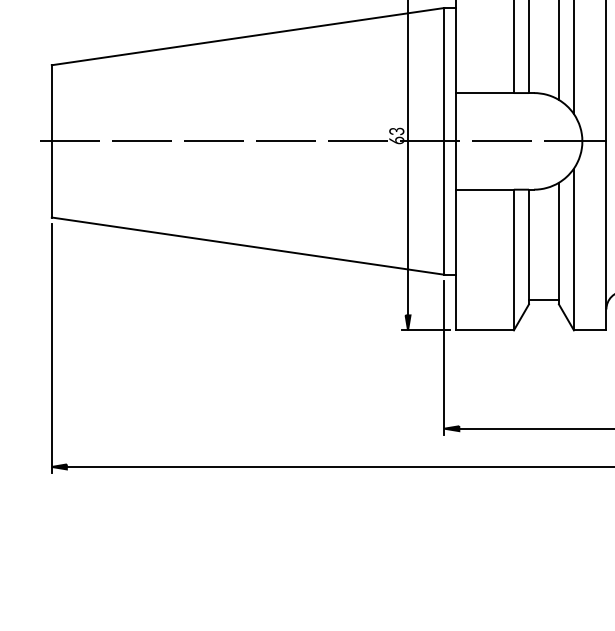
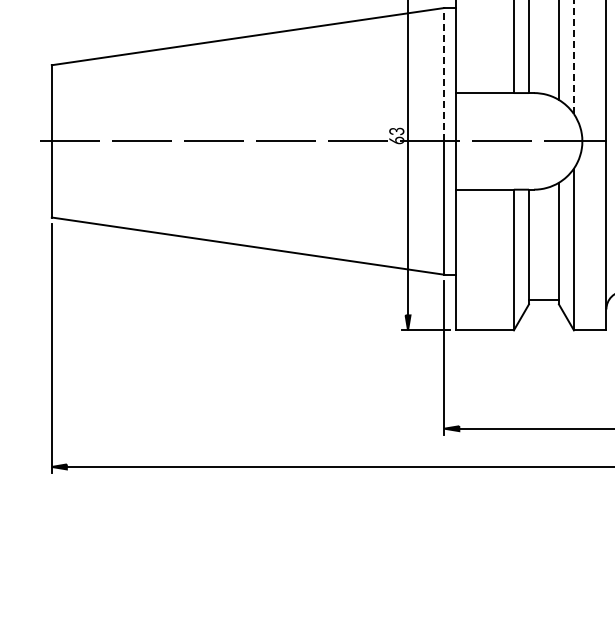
line: solid -> dashed (573, 57)
line: solid -> dashed (444, 74)
